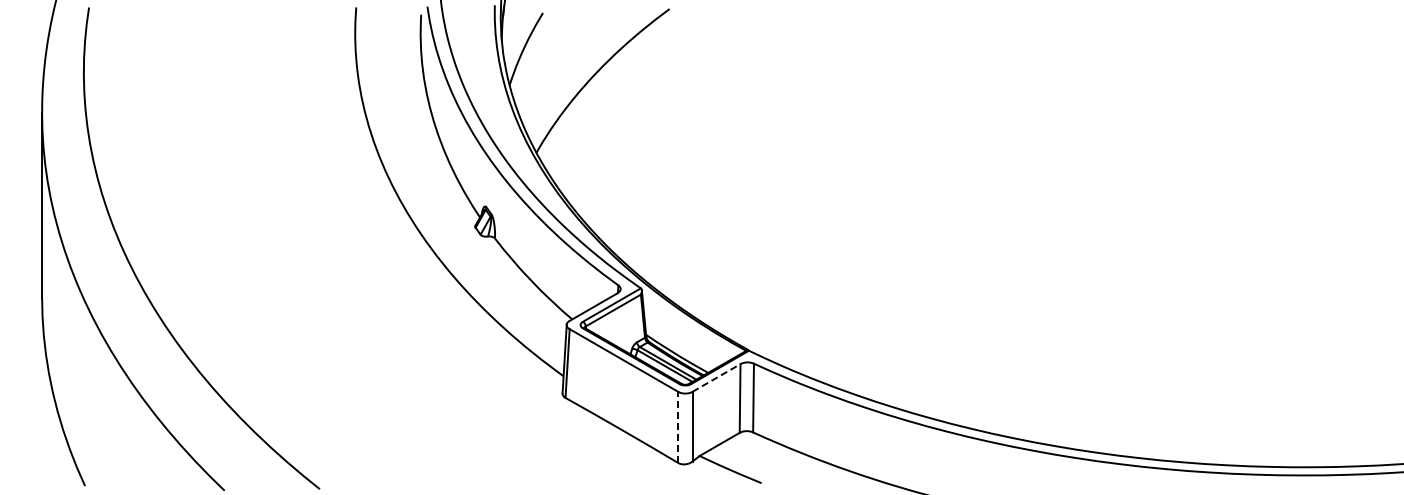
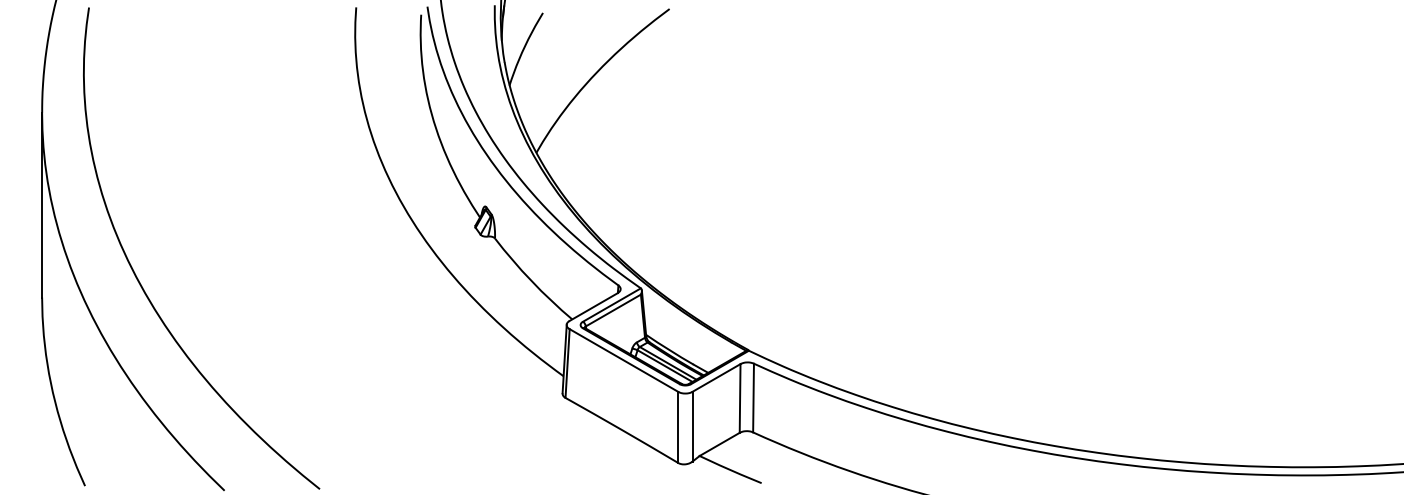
line: dashed -> solid (716, 377)
line: dashed -> solid (678, 427)
